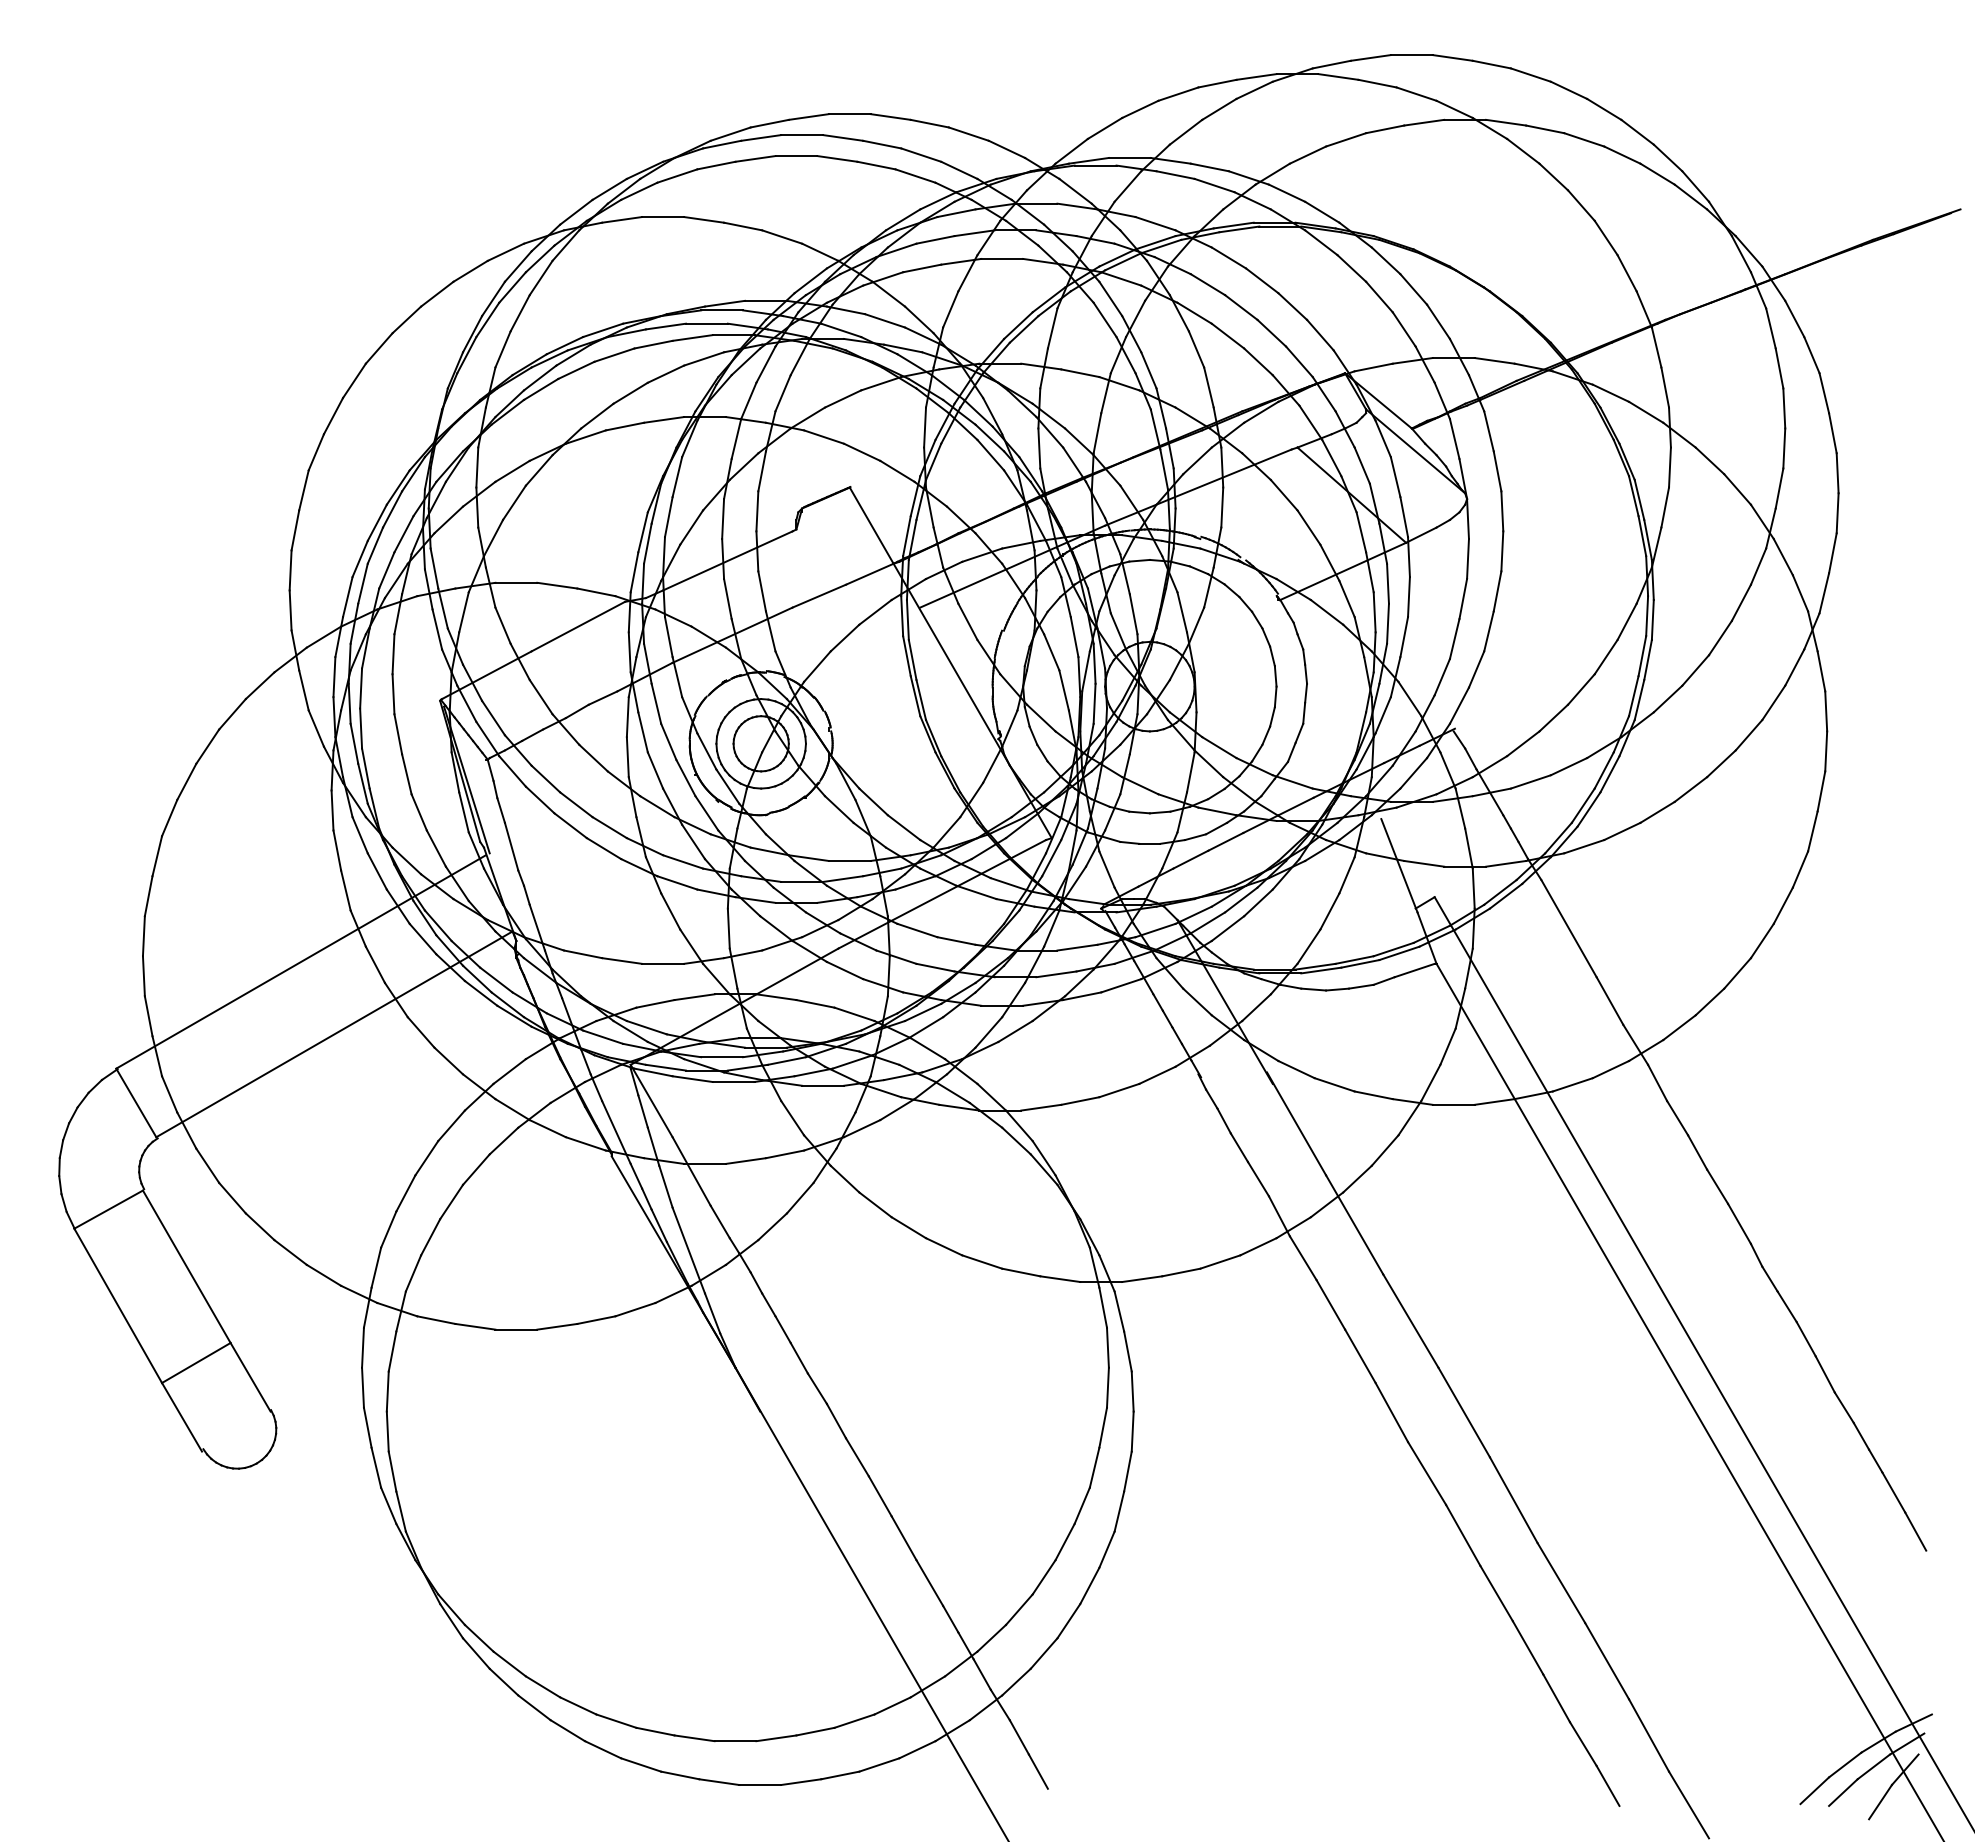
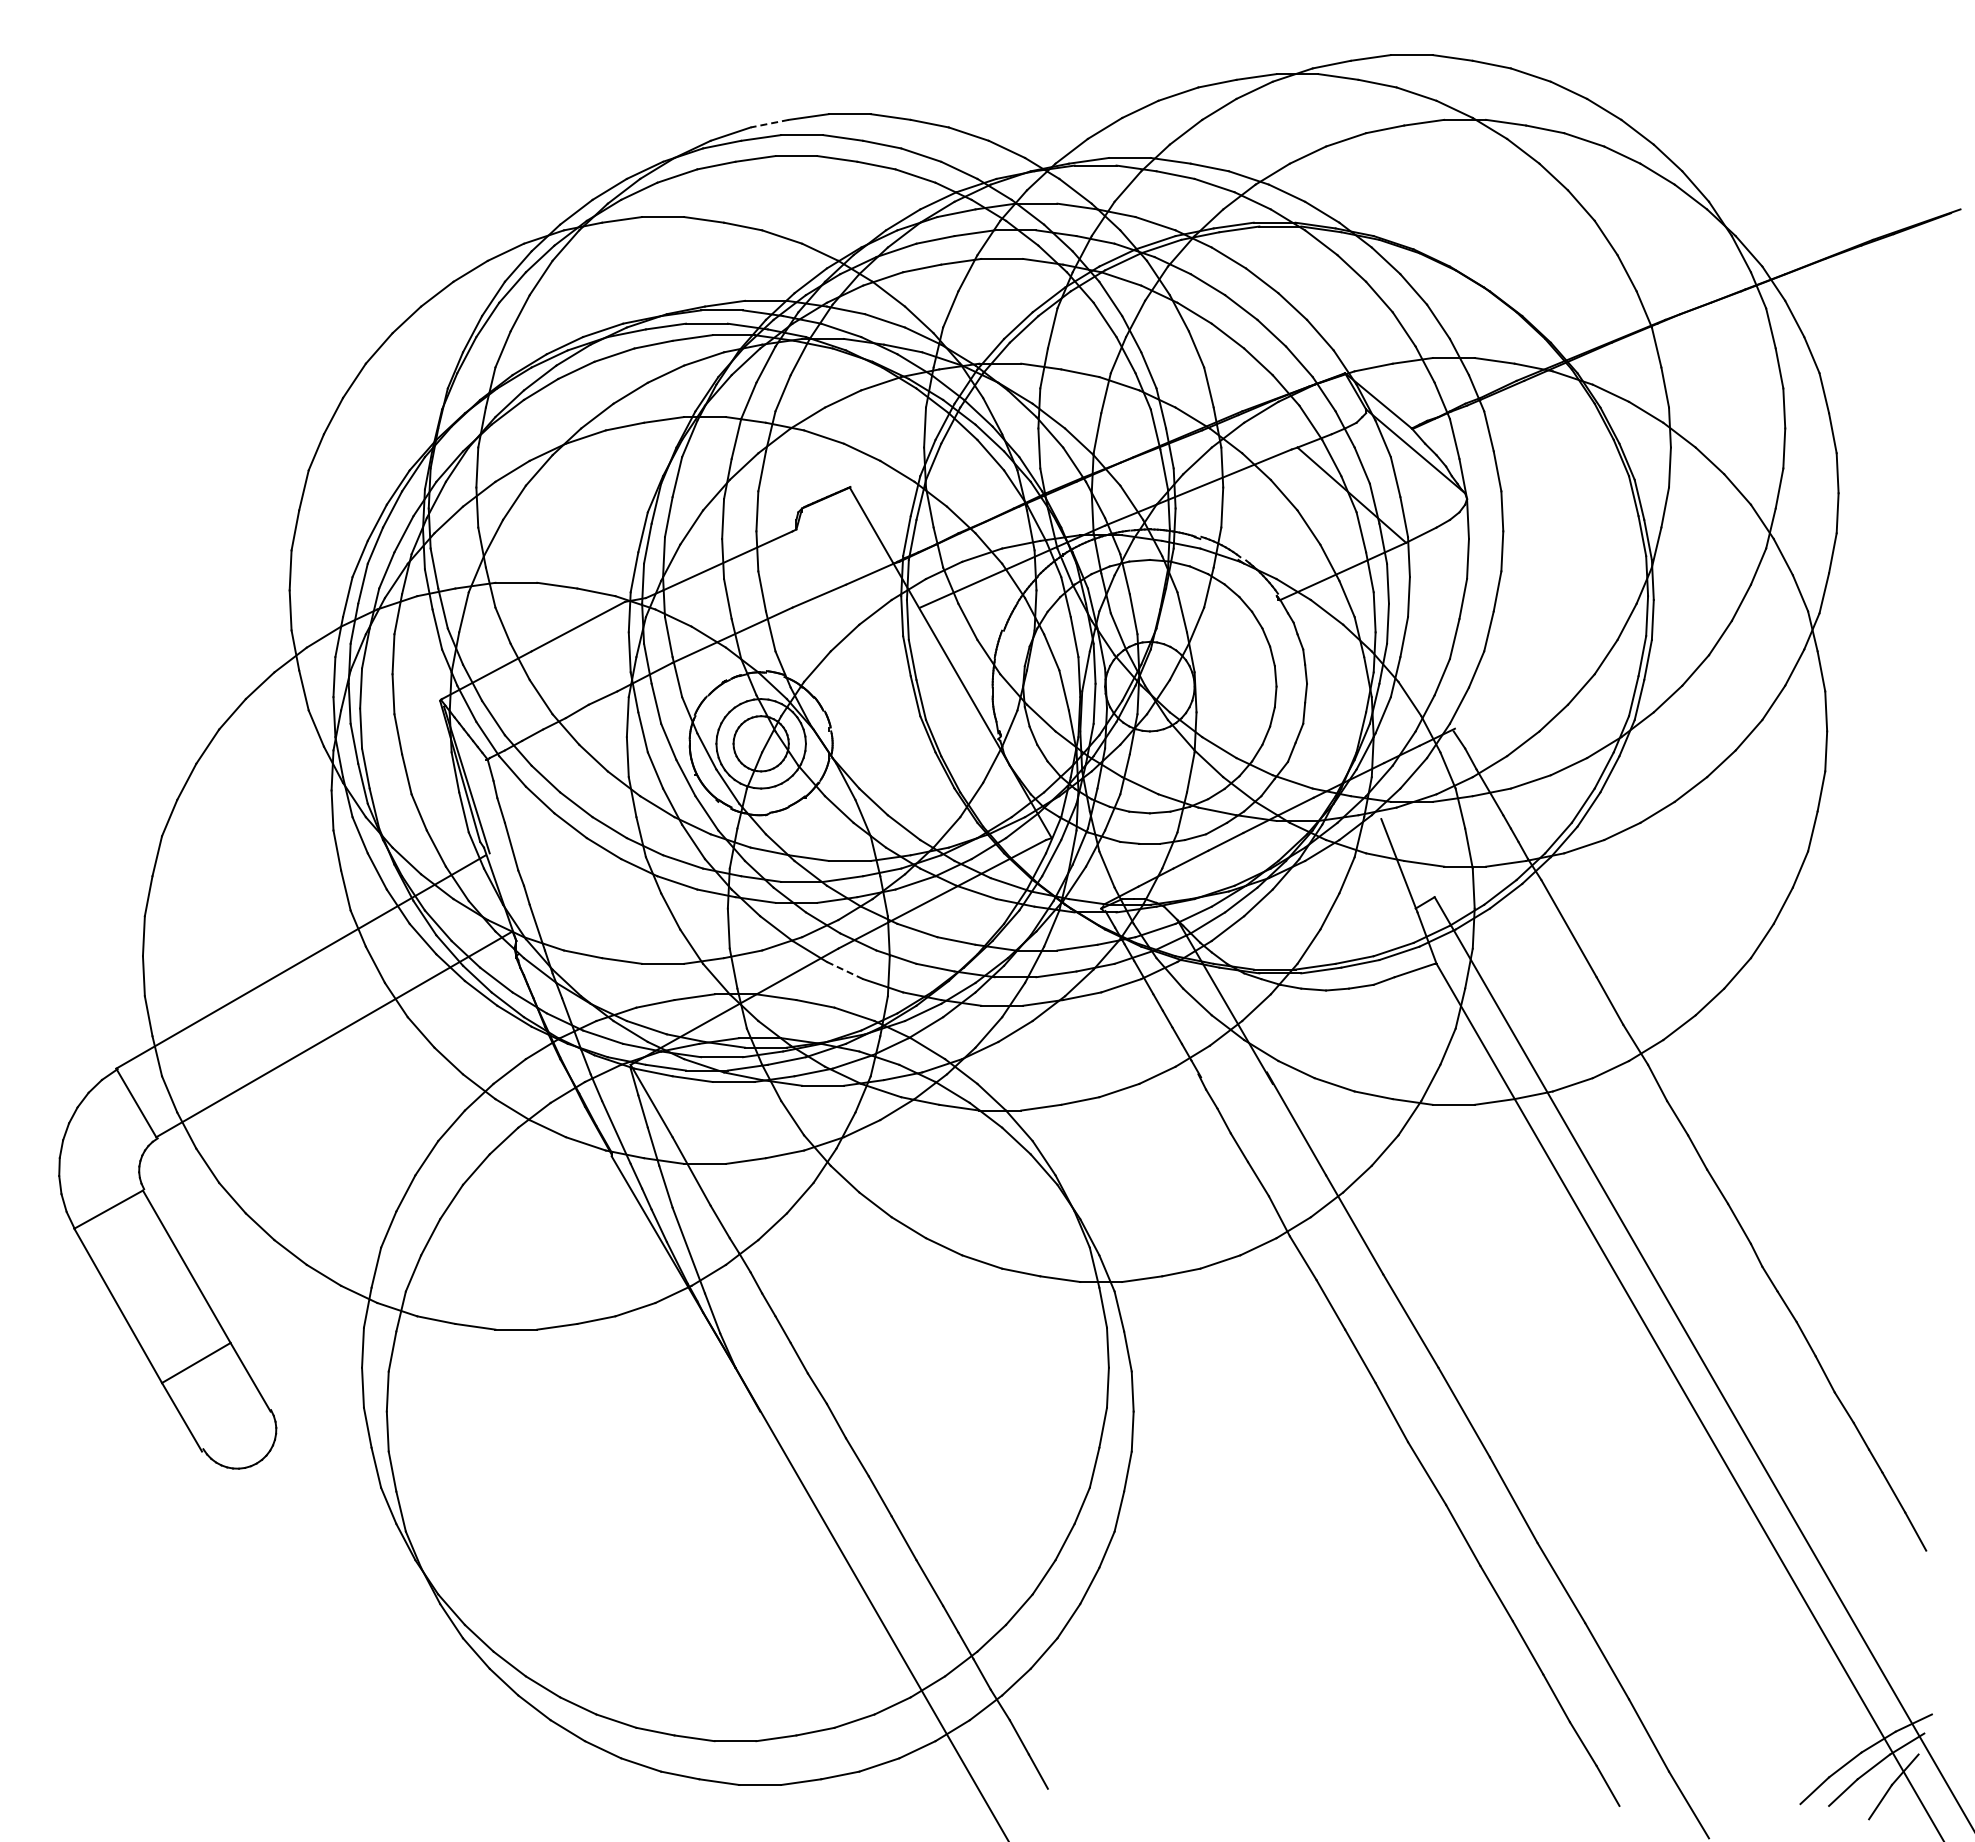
line: solid -> dashed (769, 123)
line: solid -> dashed (845, 970)
